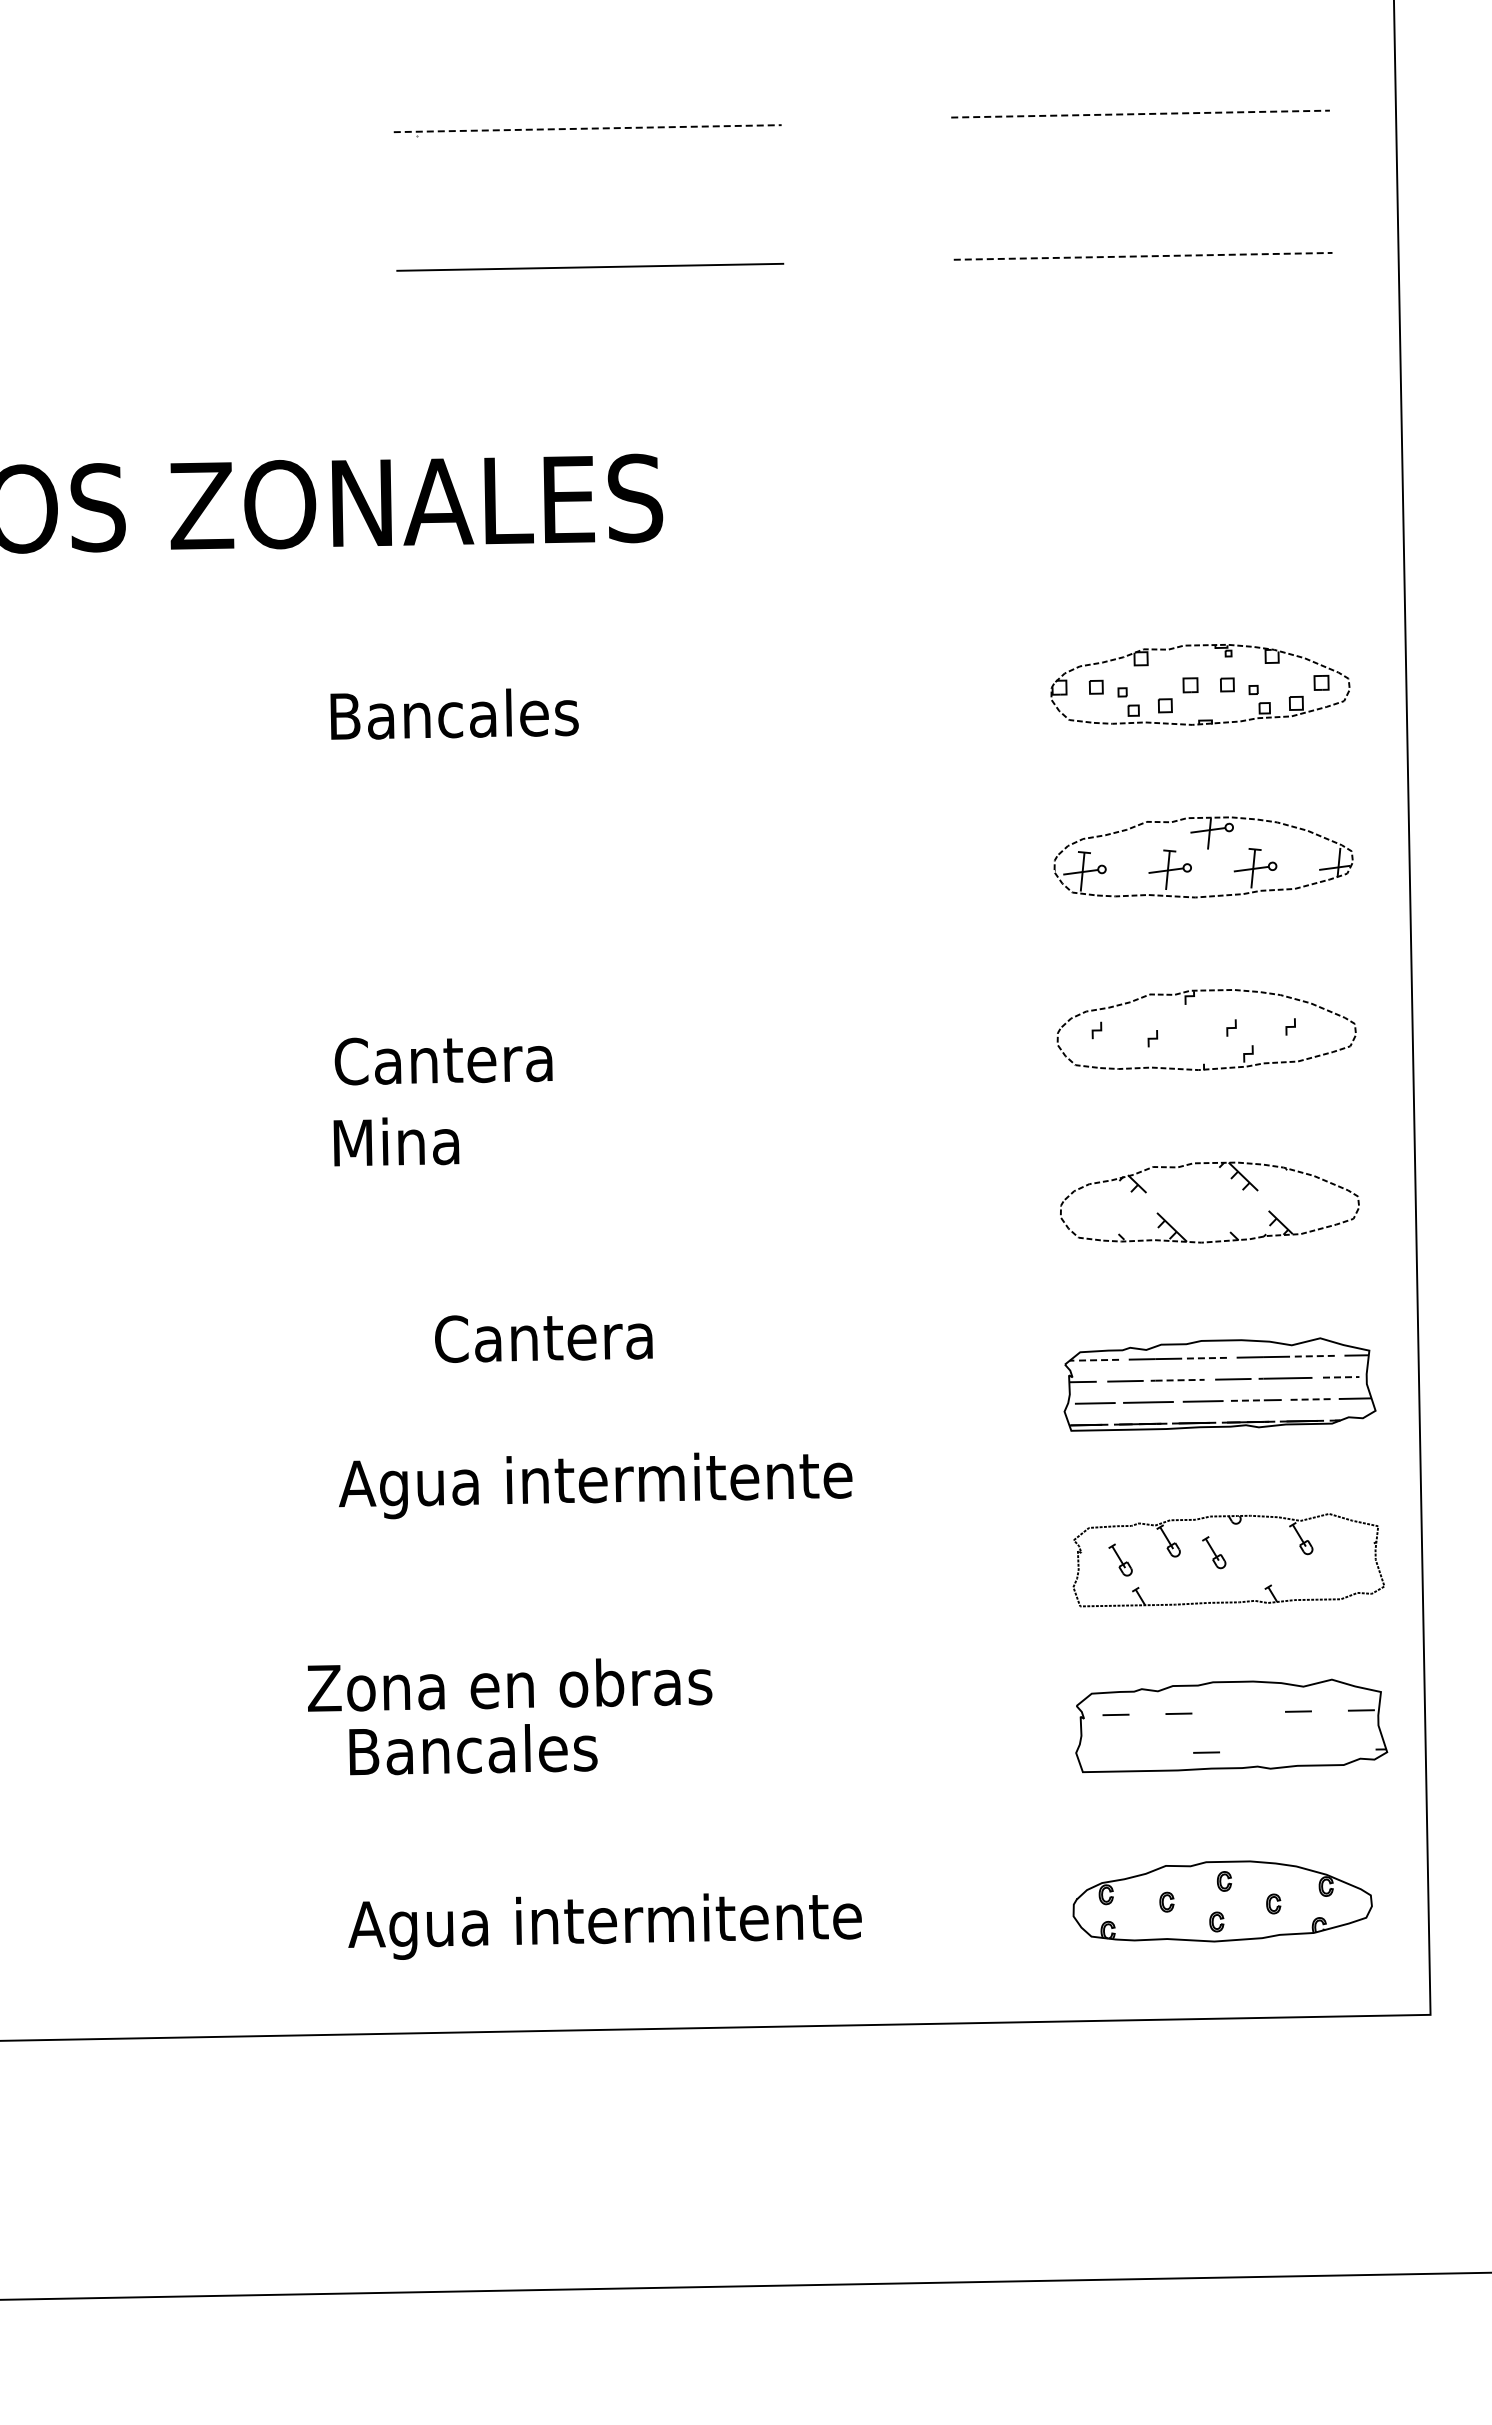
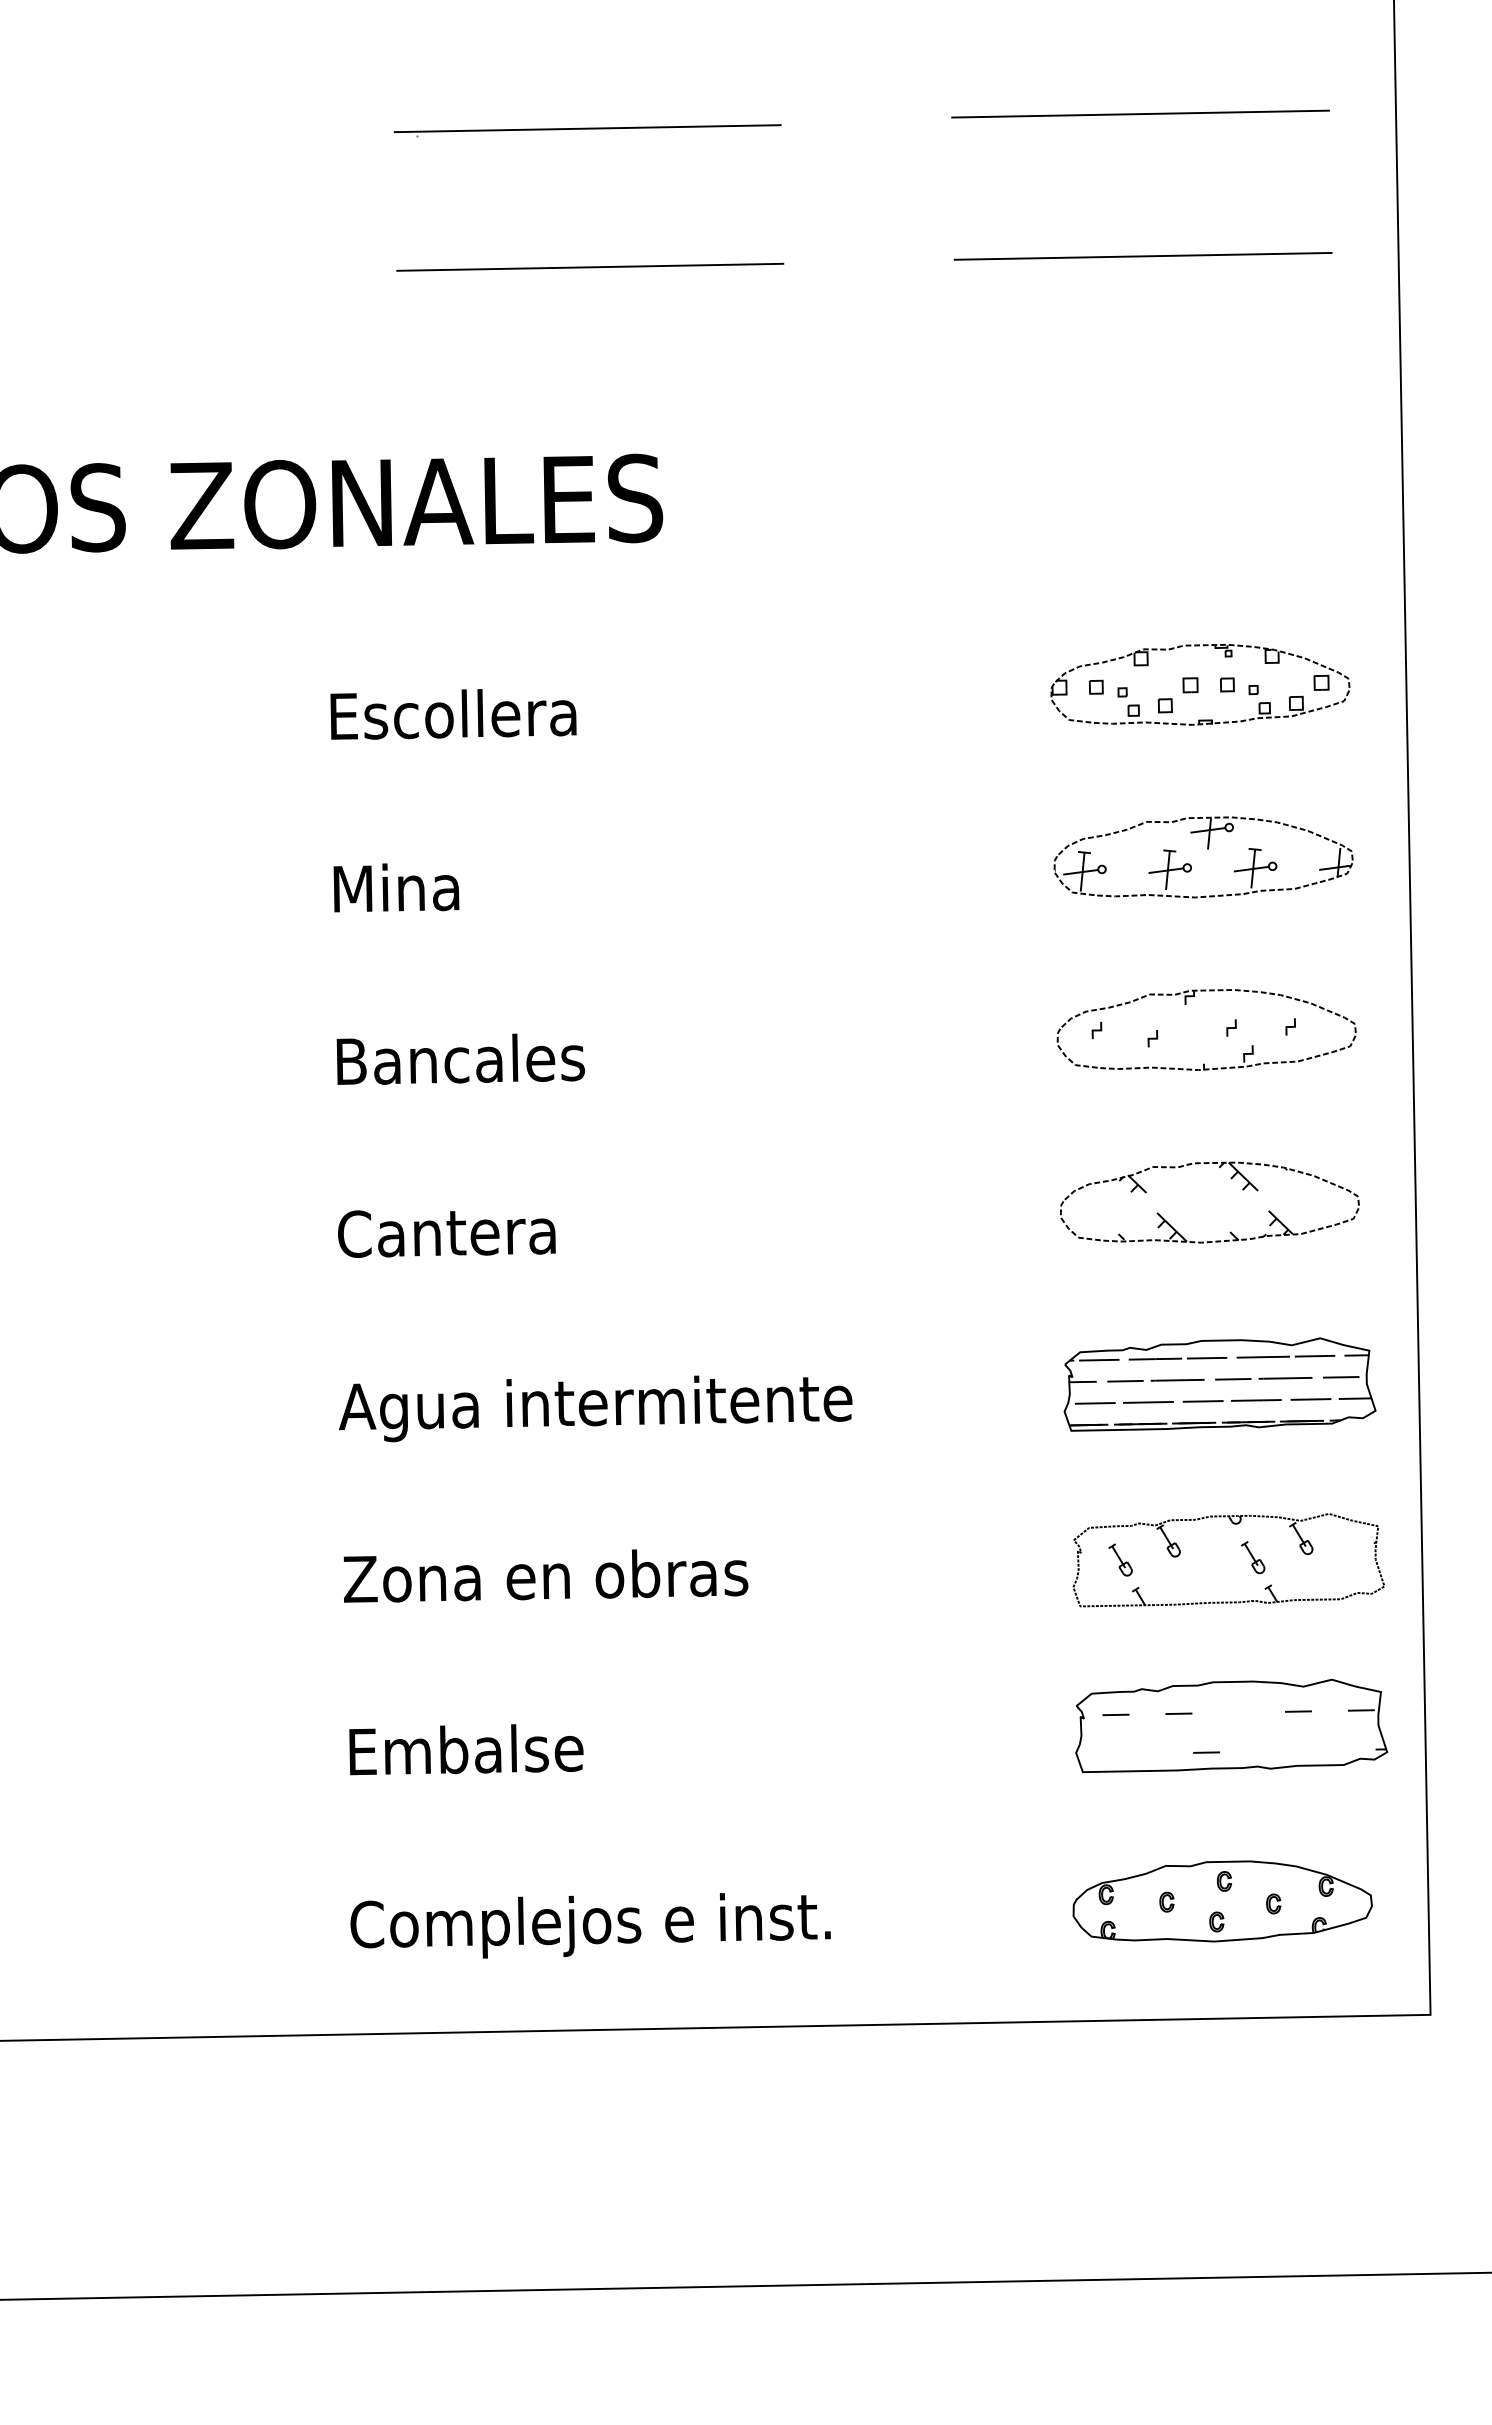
line: dashed -> solid (1141, 114)
line: dashed -> solid (587, 128)
line: dashed -> solid (1143, 256)
text: Bancales -> Escollera (457, 713)
text: Cantera -> Bancales (459, 1059)
text position: (396, 1141) -> (396, 887) (396, 887)
text position: (543, 1338) -> (446, 1233) (446, 1233)
line: dashed -> solid (1315, 1356)
line: dashed -> solid (1207, 1358)
line: dashed -> solid (1099, 1360)
line: dashed -> solid (1341, 1377)
line: dashed -> solid (1180, 1380)
line: dashed -> solid (1311, 1399)
line: dashed -> solid (1247, 1400)
text position: (595, 1485) -> (595, 1408) (595, 1408)
part position: (1214, 1552) -> (1253, 1557) (1253, 1557)
text position: (509, 1684) -> (545, 1575) (545, 1575)
text: Bancales -> Embalse (476, 1749)
text: Agua intermitente -> Complejos e inst. (604, 1926)
